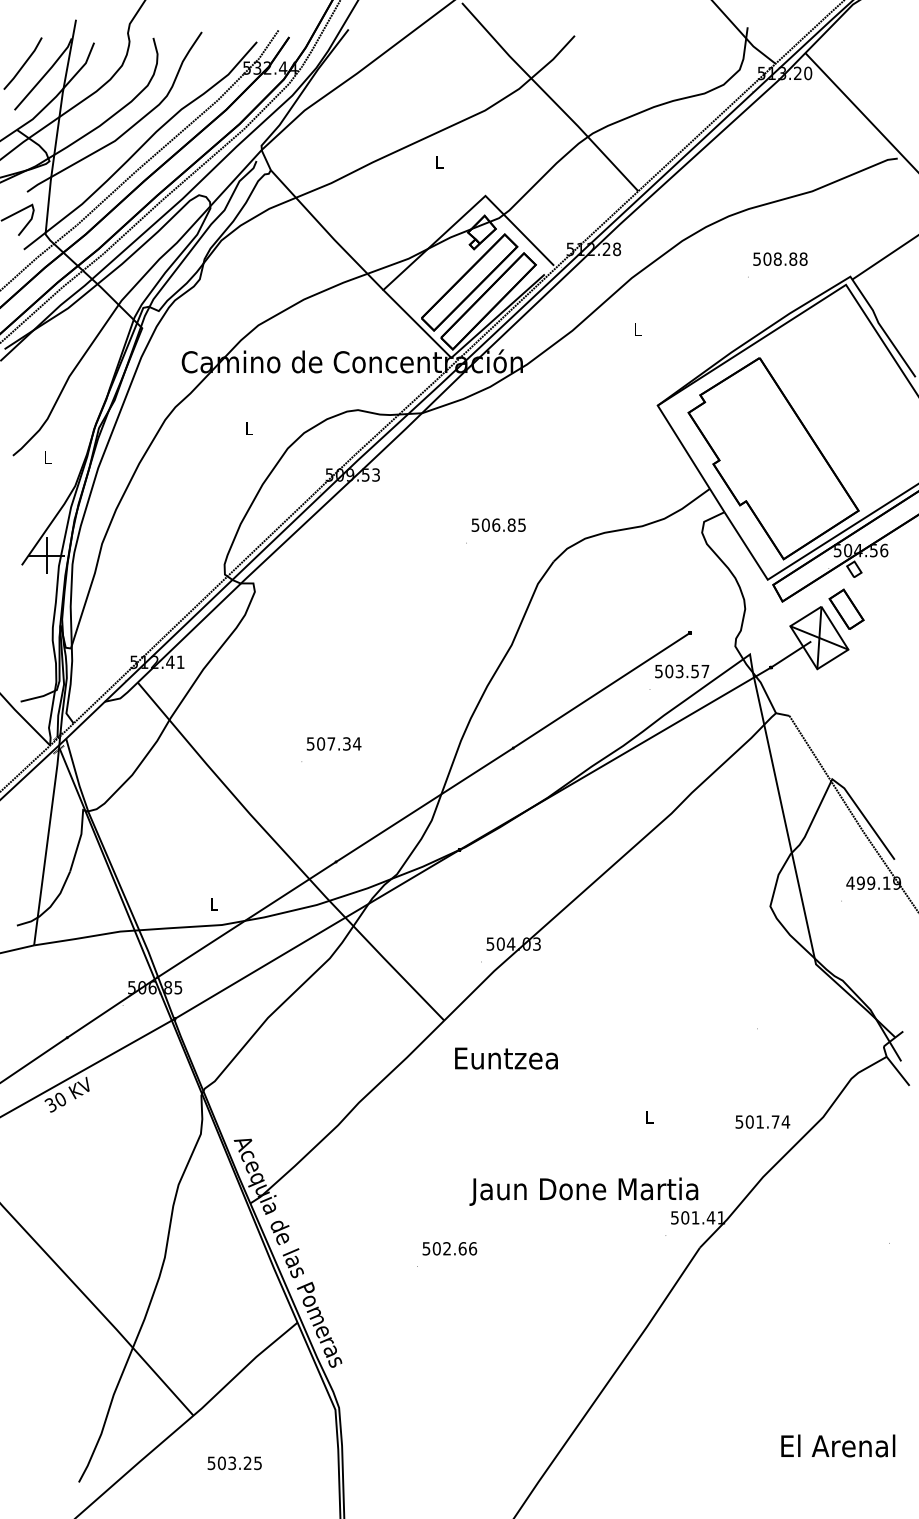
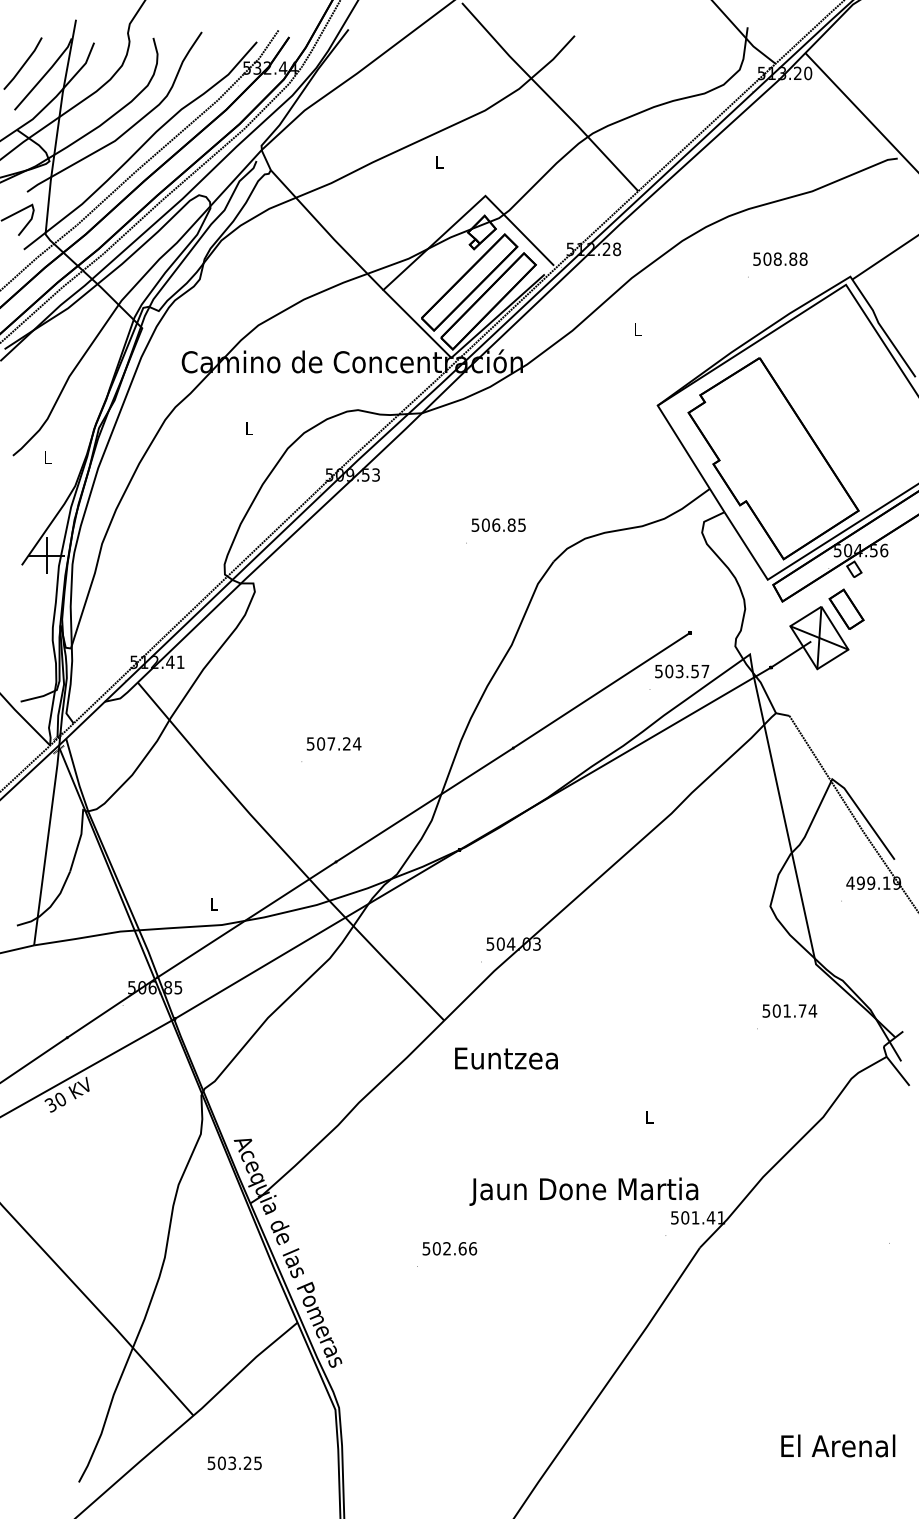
text: 507.34 -> 507.24 (346, 743)
text position: (762, 1121) -> (789, 1010) (789, 1010)
